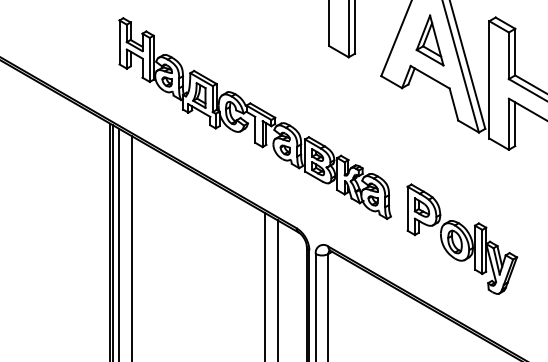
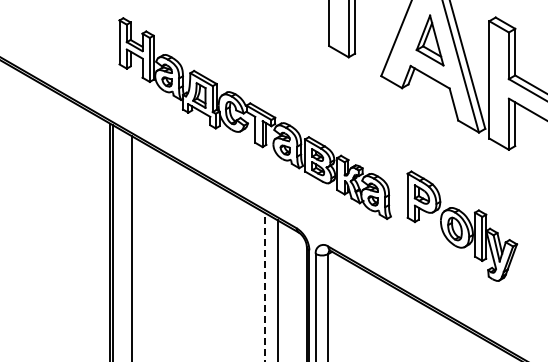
part position: (462, 238) -> (462, 225) (462, 225)
line: present -> none (118, 243)
line: solid -> dashed (264, 286)
